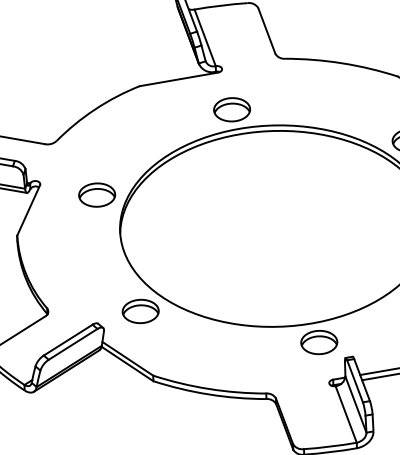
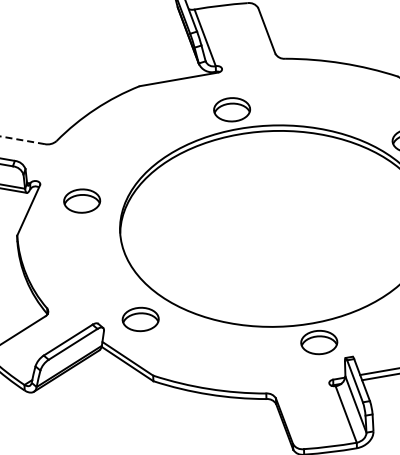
line: solid -> dashed (22, 140)
part position: (97, 194) -> (82, 200) (82, 200)
part position: (140, 311) -> (140, 319) (140, 319)
